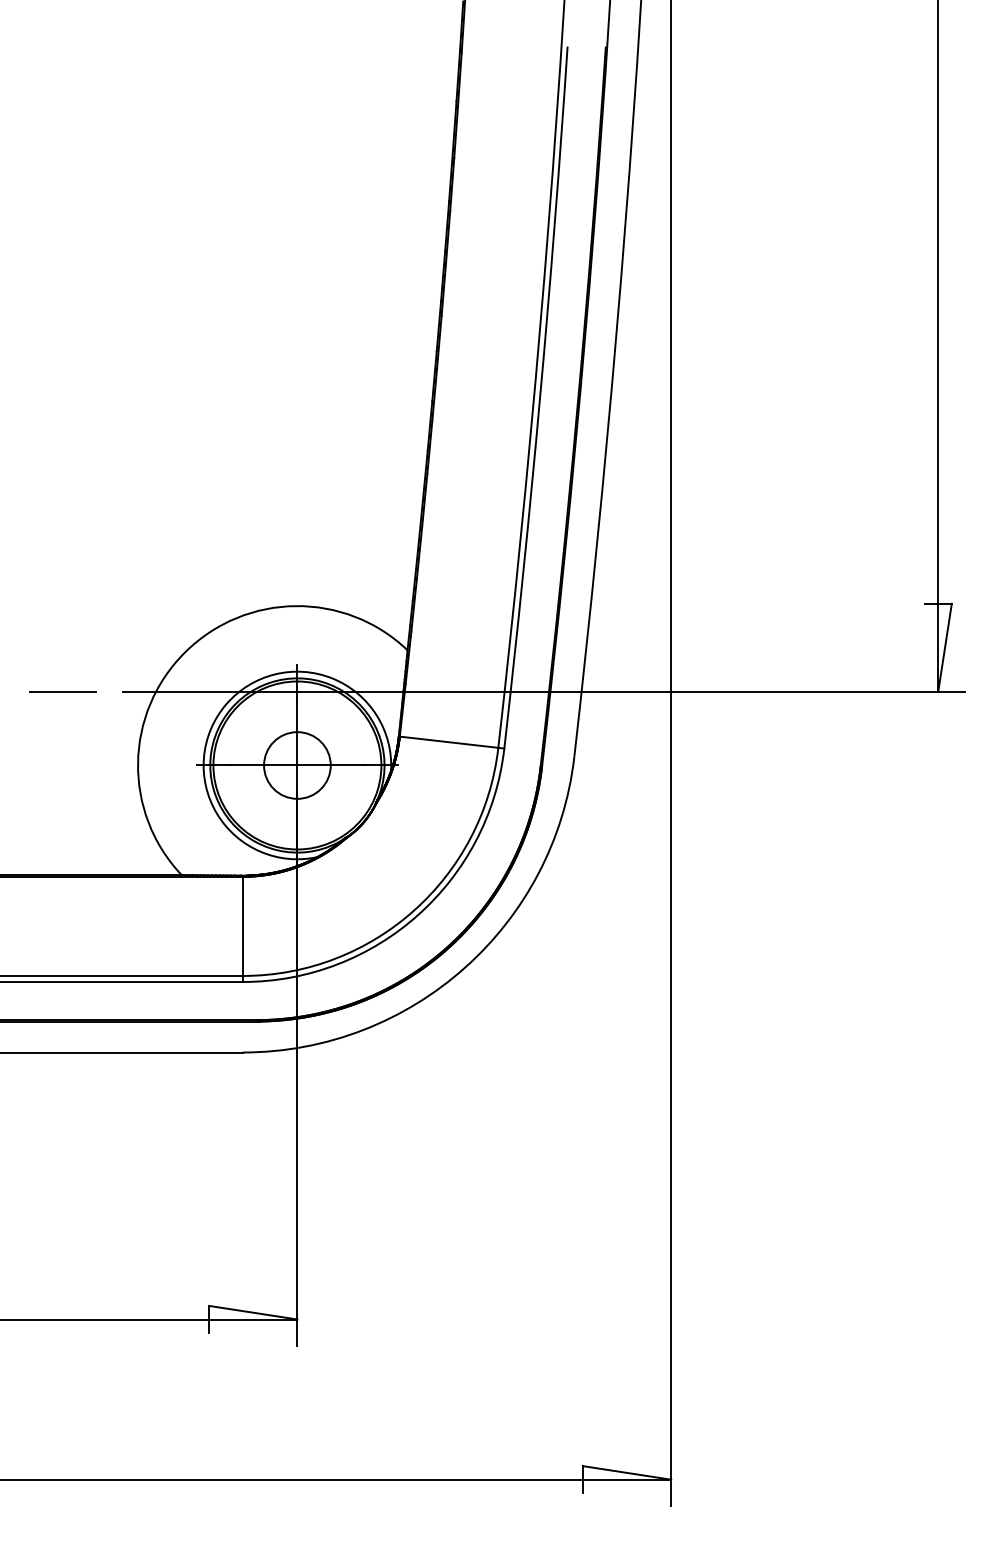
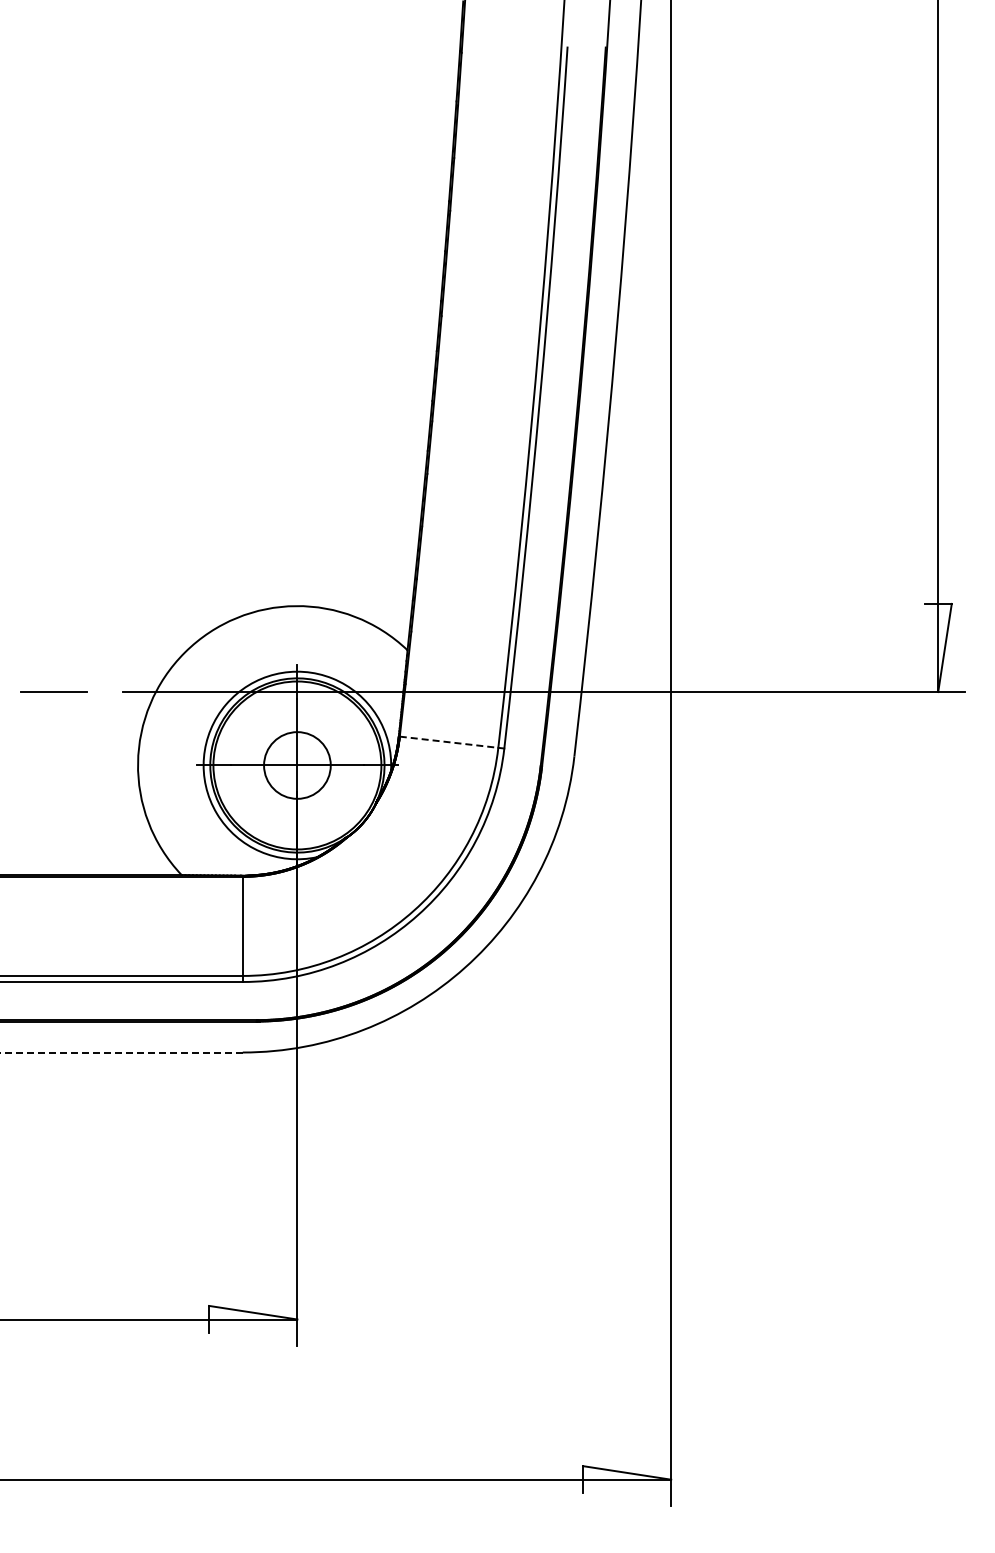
line position: (62, 691) -> (53, 691) (53, 691)
line: solid -> dashed (449, 742)
line: solid -> dashed (121, 1052)
